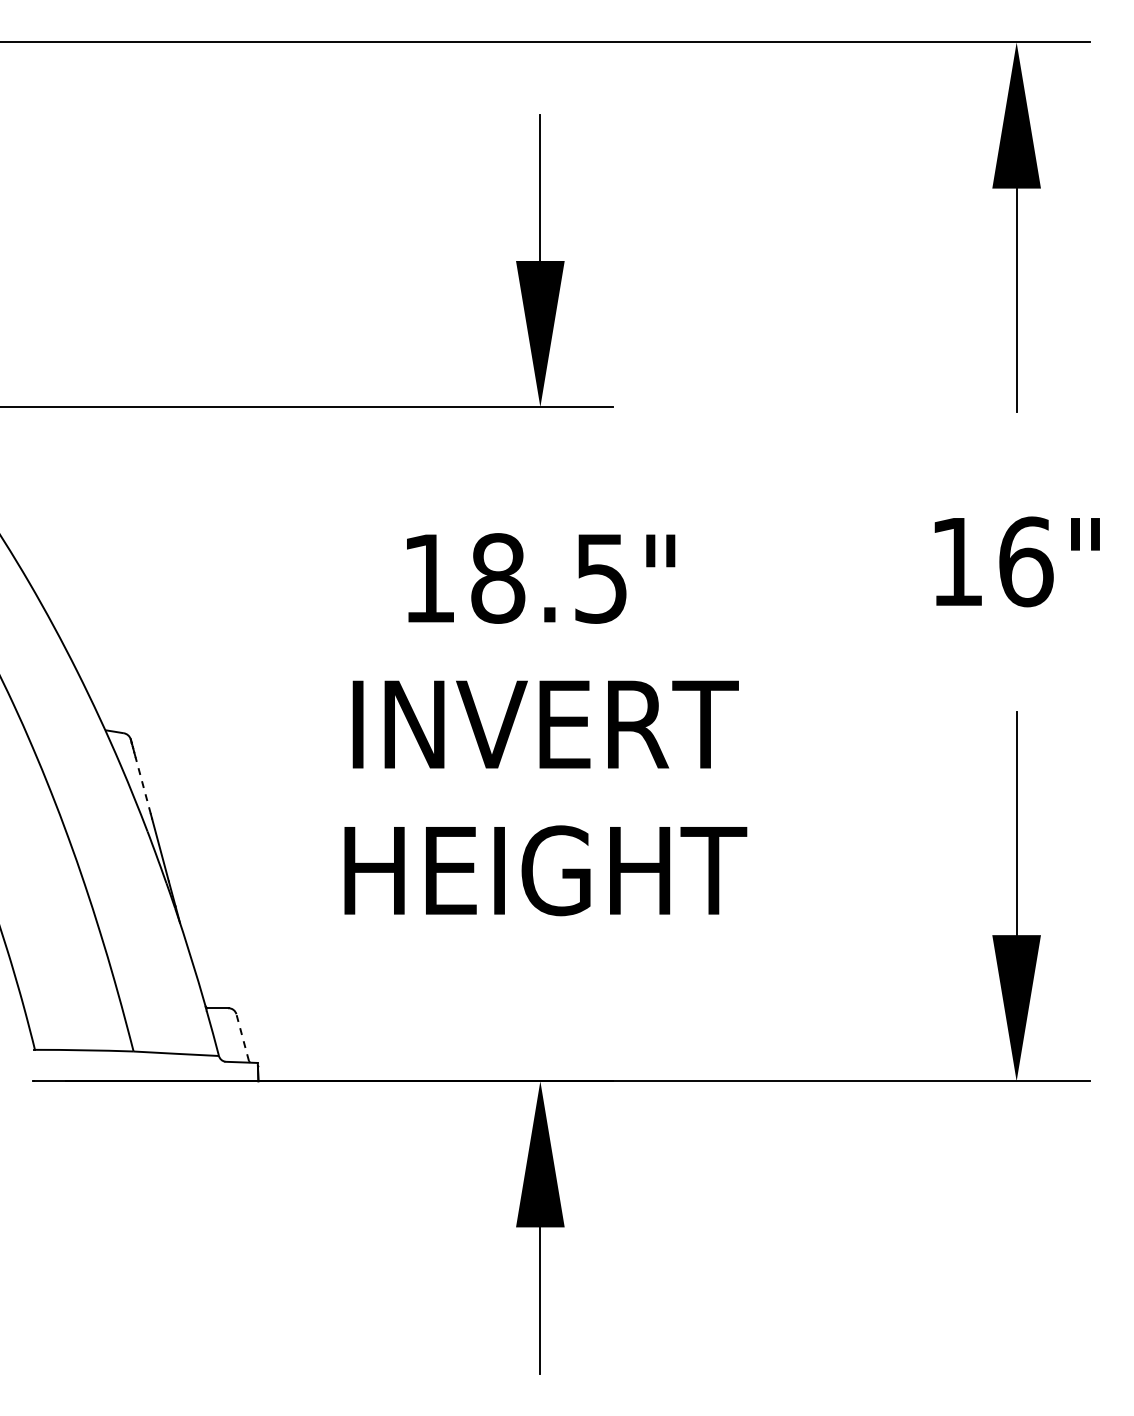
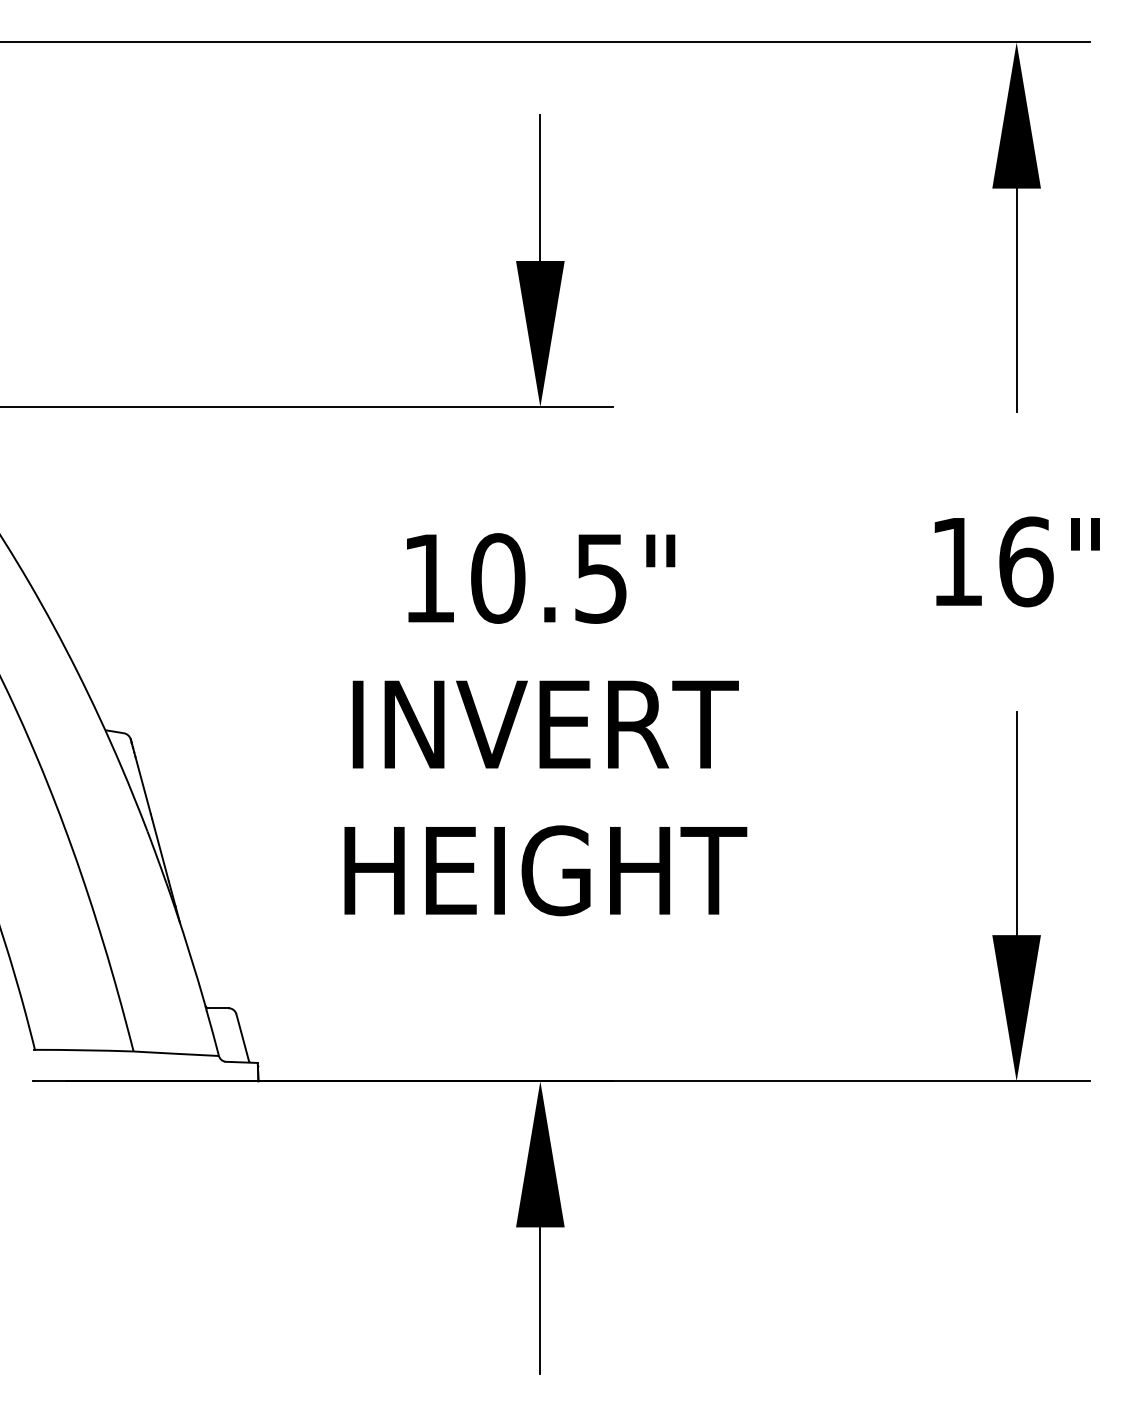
text: 18.5" -> 10.5" (498, 578)
line: dashed -> solid (143, 785)
line: dashed -> solid (242, 1037)
